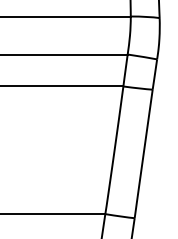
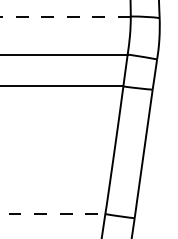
line: solid -> dashed (65, 16)
line: solid -> dashed (53, 214)
